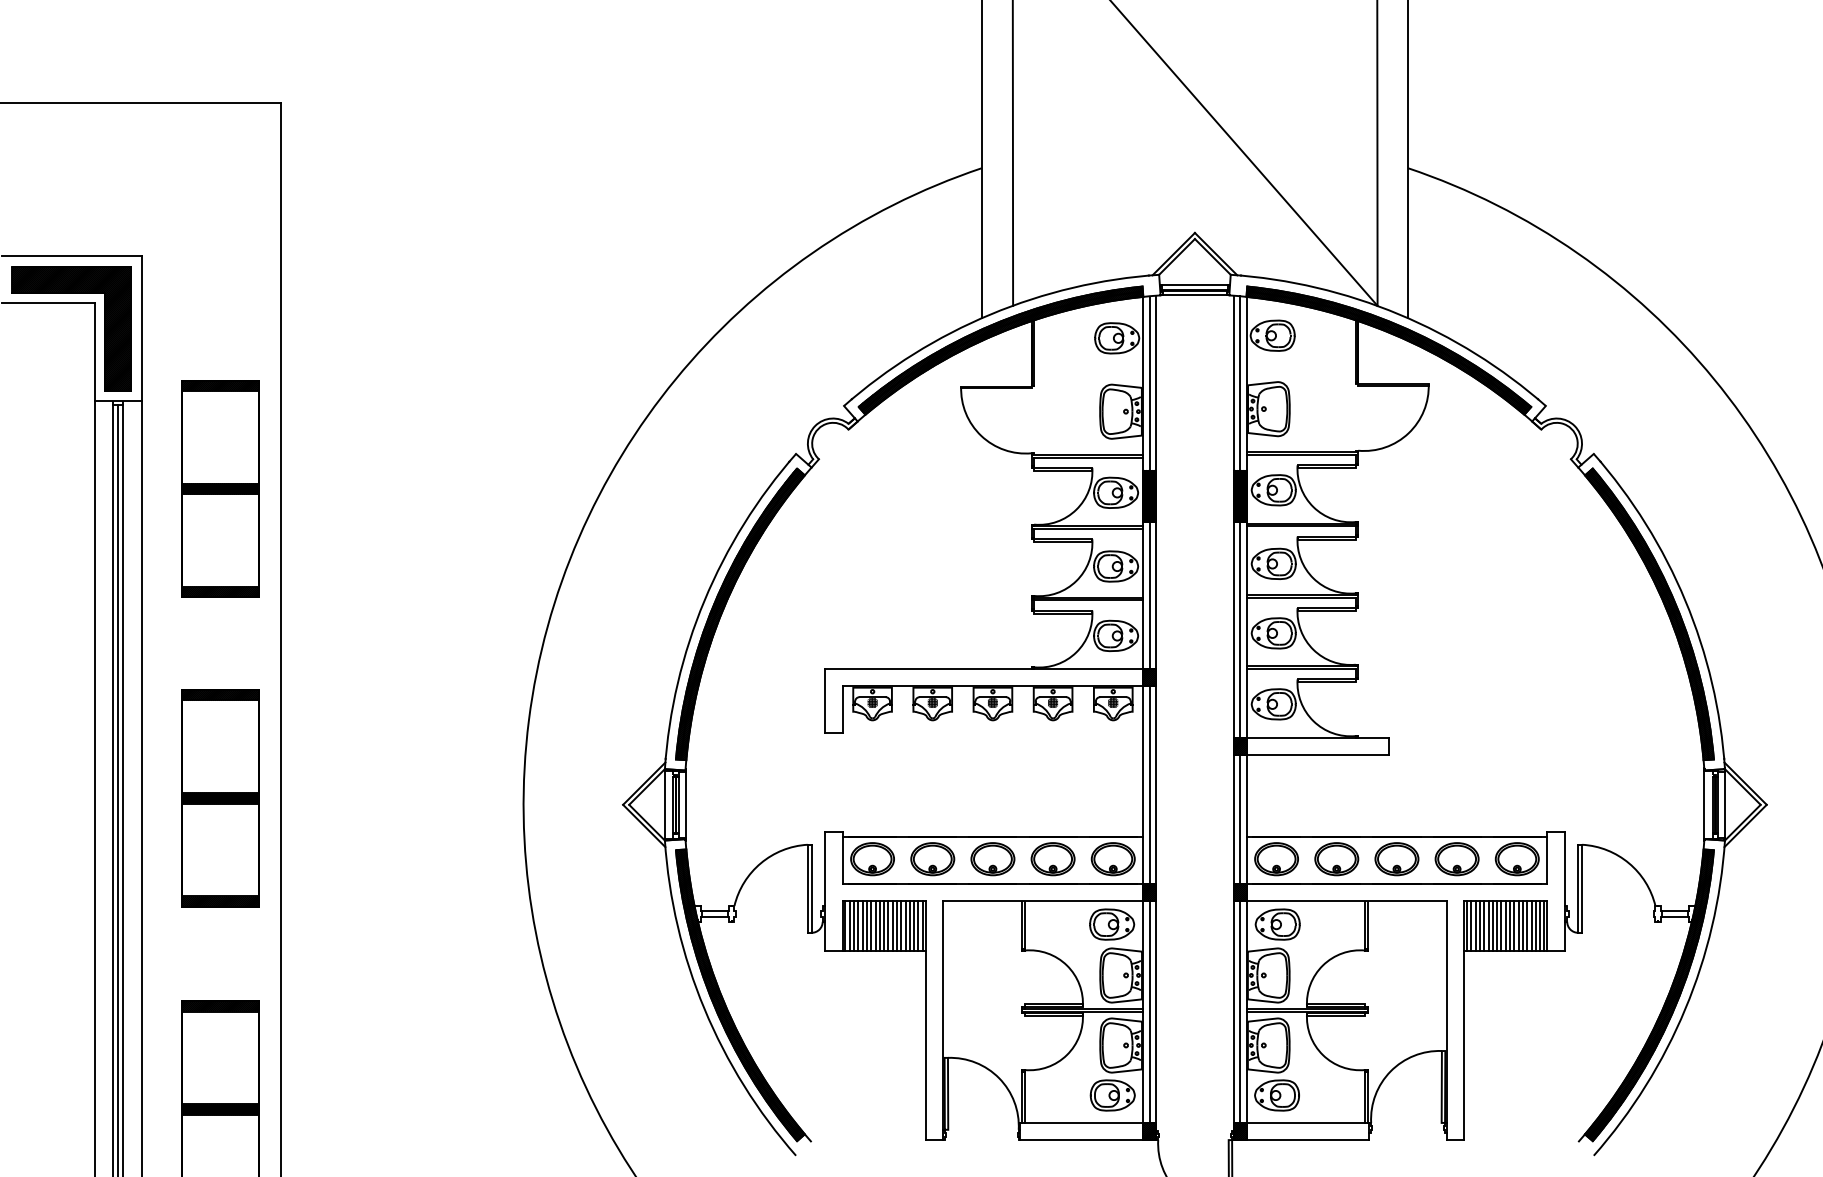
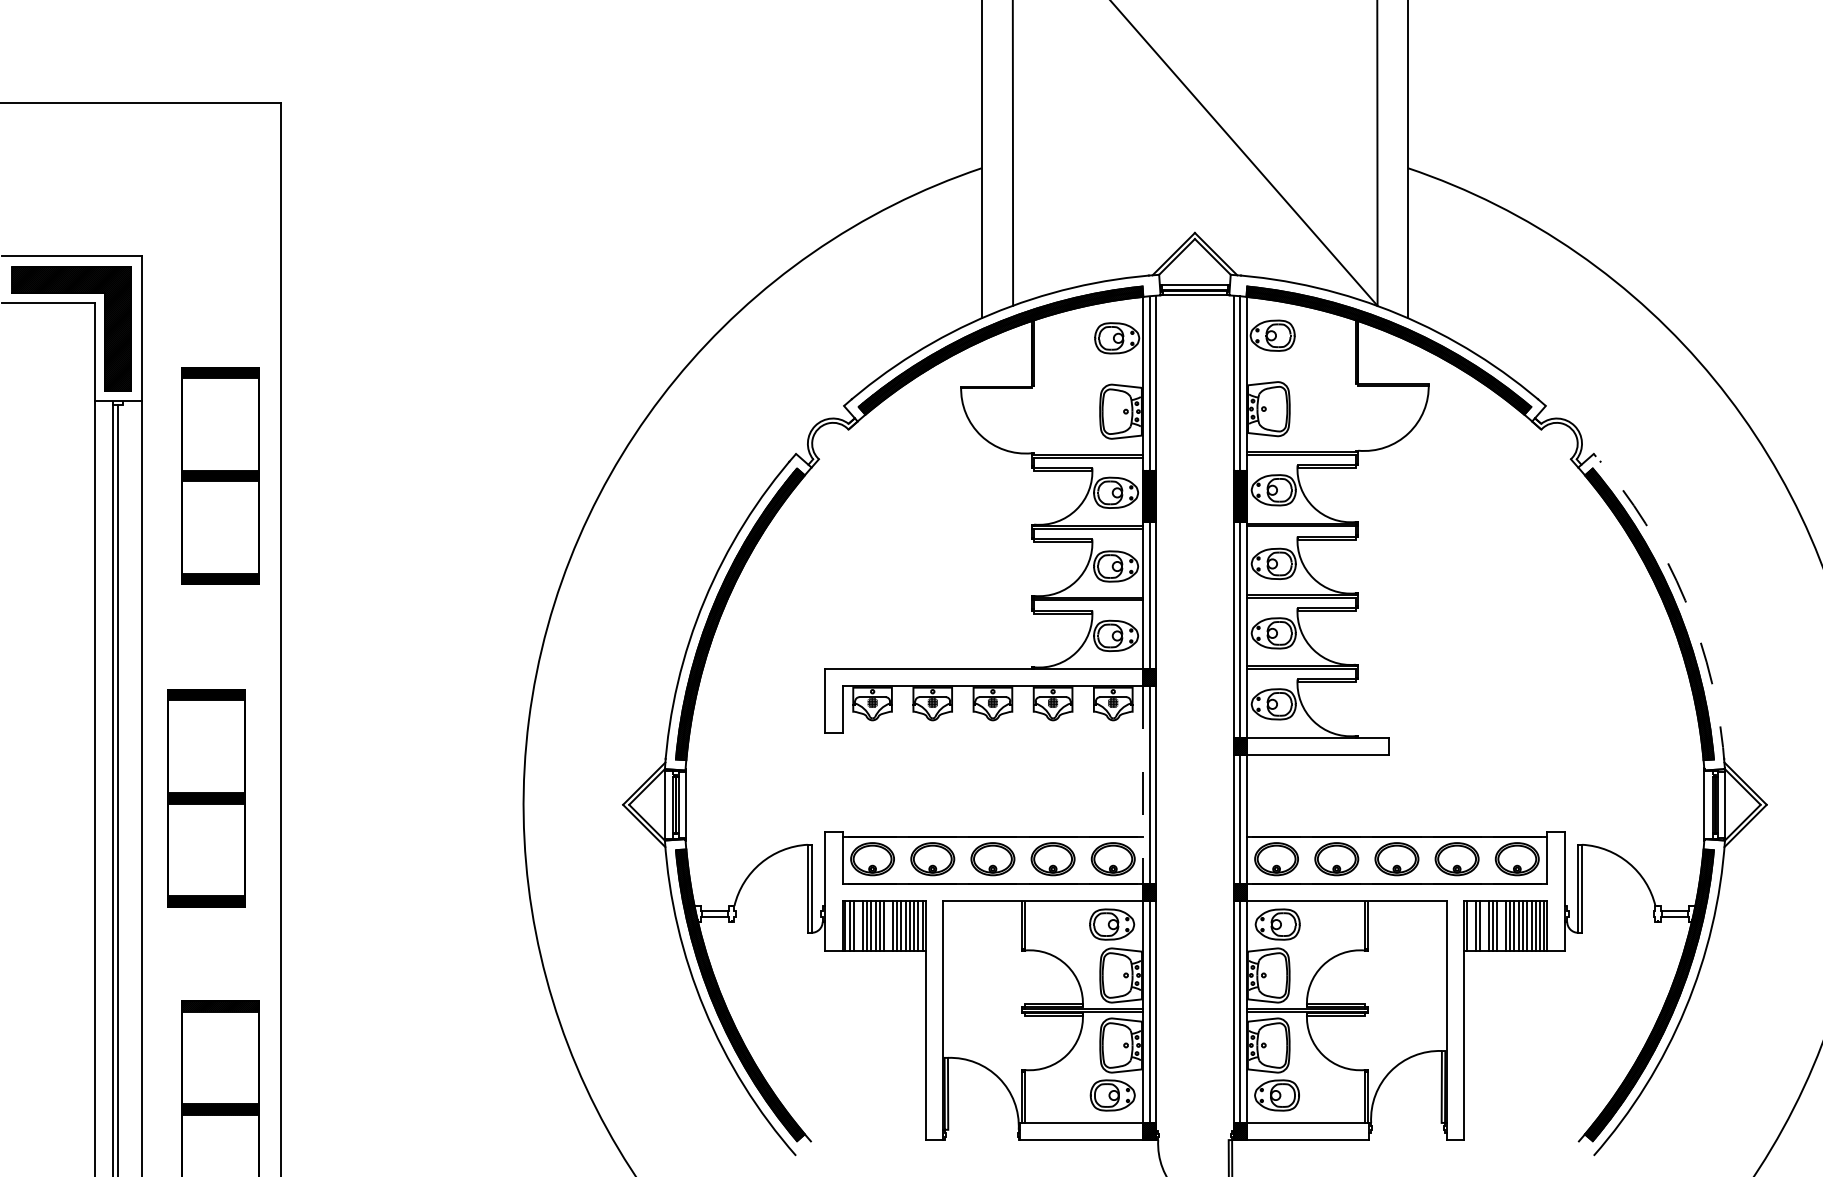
part position: (220, 488) -> (220, 475) (220, 475)
arc: solid -> dashed (1685, 600)
line: present -> none (123, 788)
line: solid -> dashed (1143, 793)
part position: (220, 798) -> (206, 798) (206, 798)
line: present -> none (858, 926)
line: present -> none (888, 926)
line: present -> none (1471, 926)
line: present -> none (1484, 926)
line: present -> none (1501, 926)
